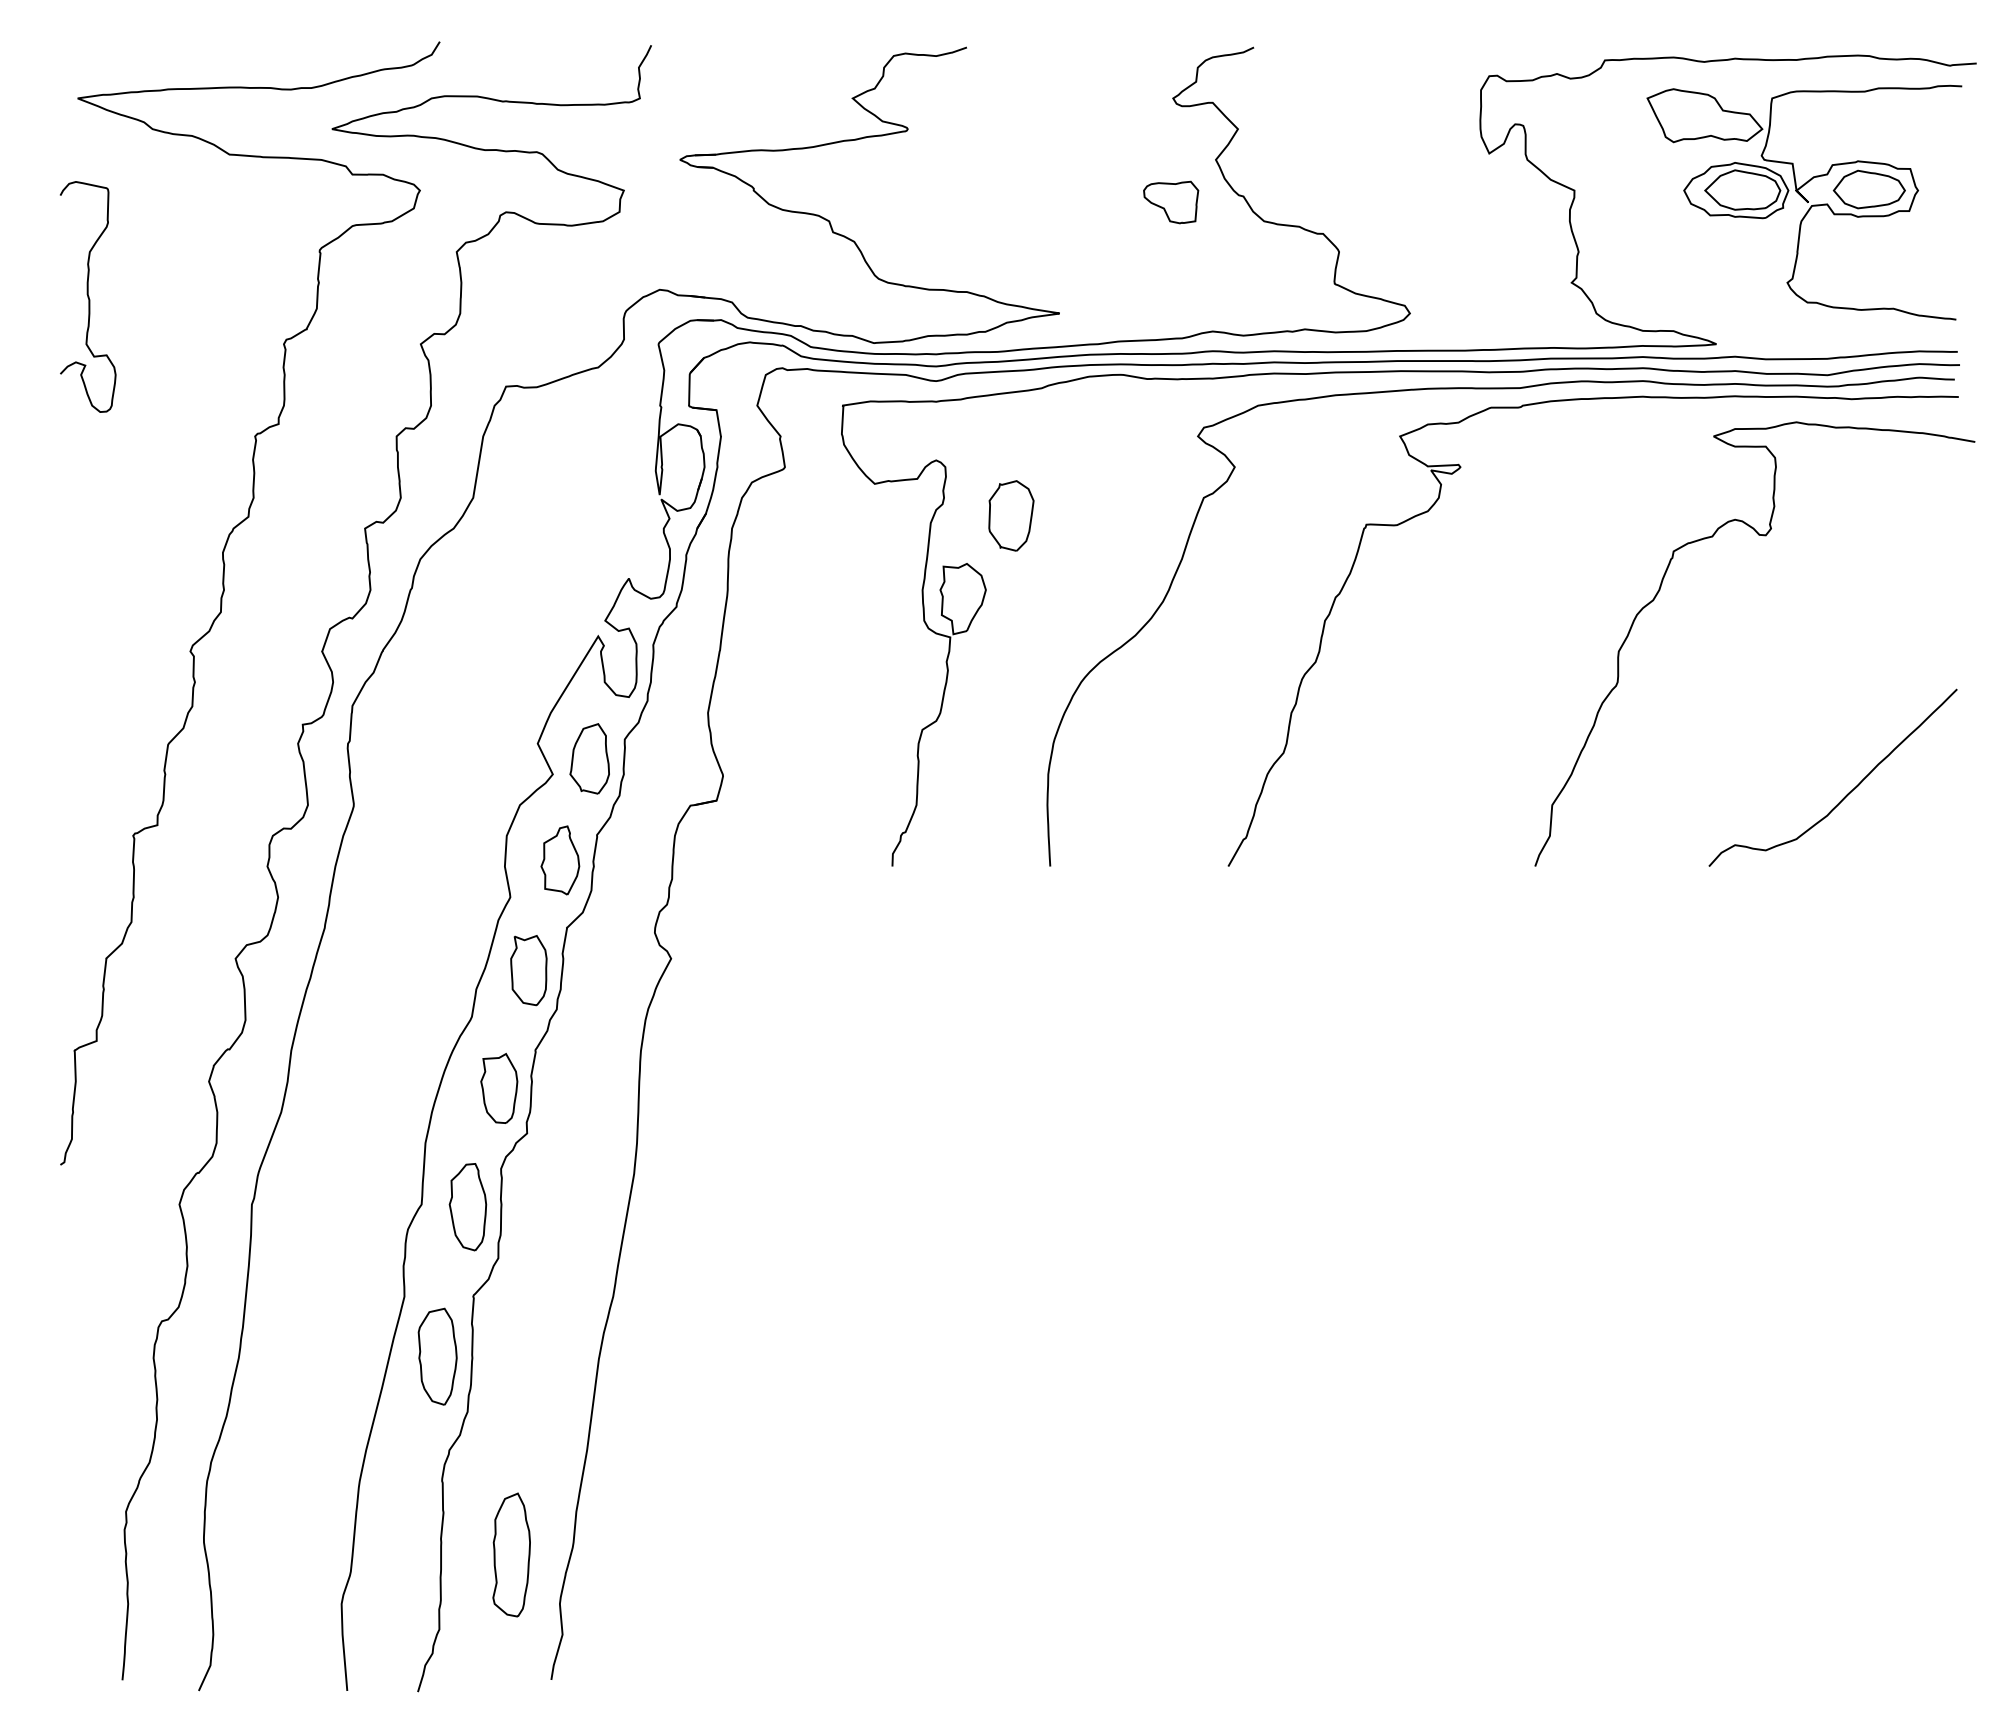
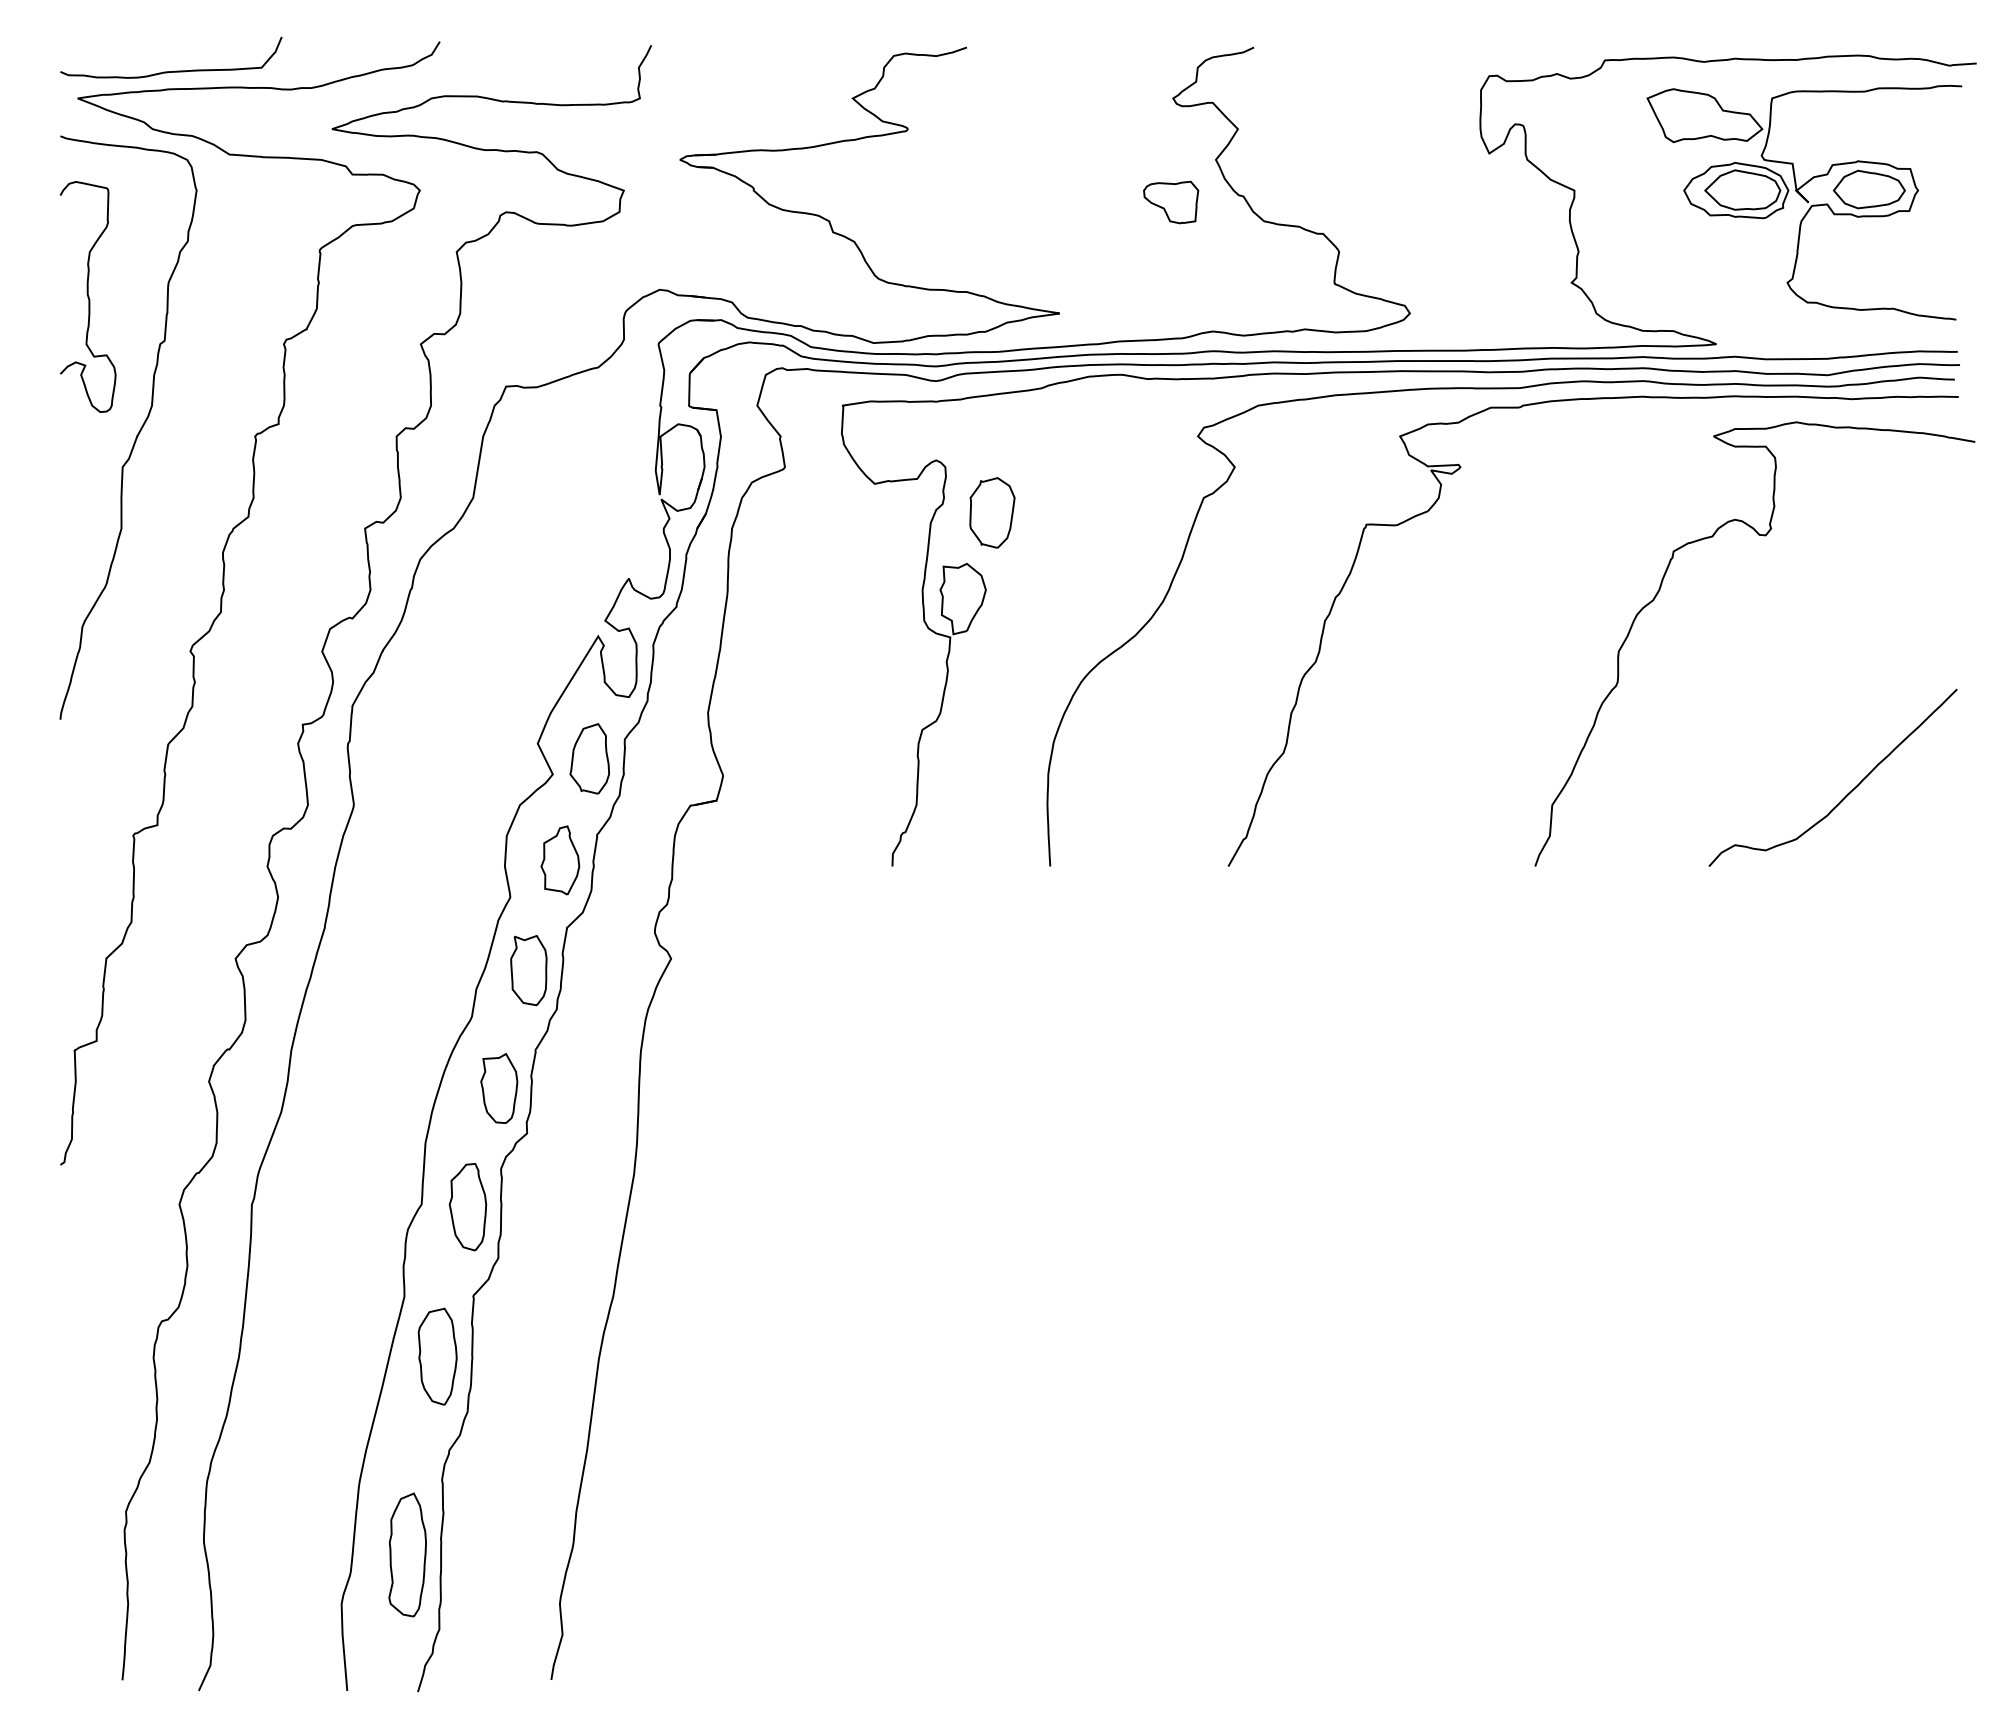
curve: none -> present (174, 70)
curve: none -> present (138, 431)
part position: (1011, 515) -> (992, 512) (992, 512)
part position: (511, 1554) -> (407, 1554) (407, 1554)
